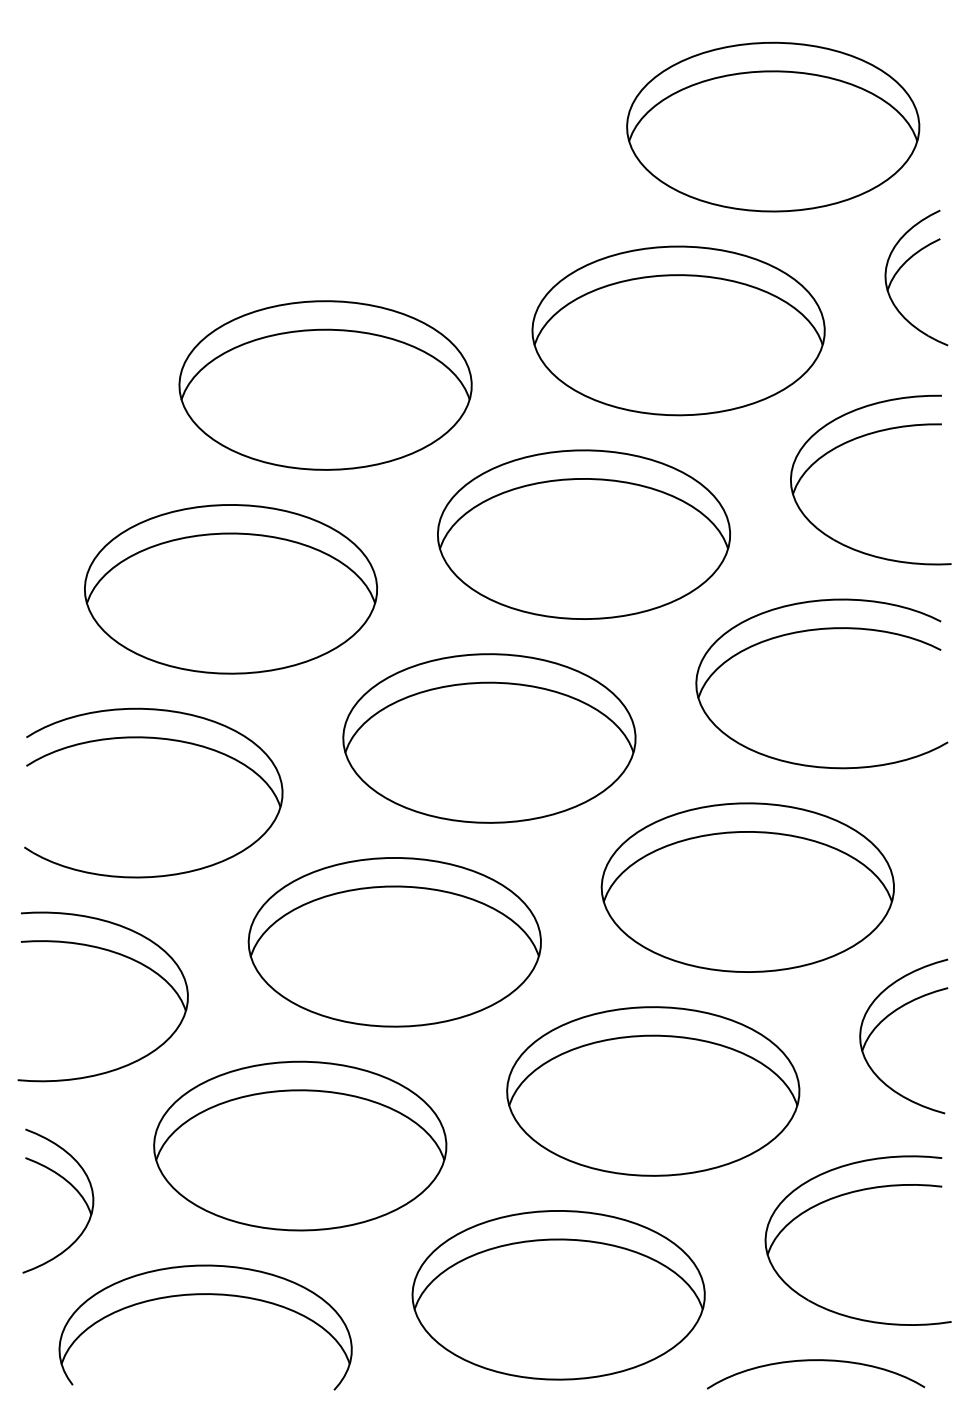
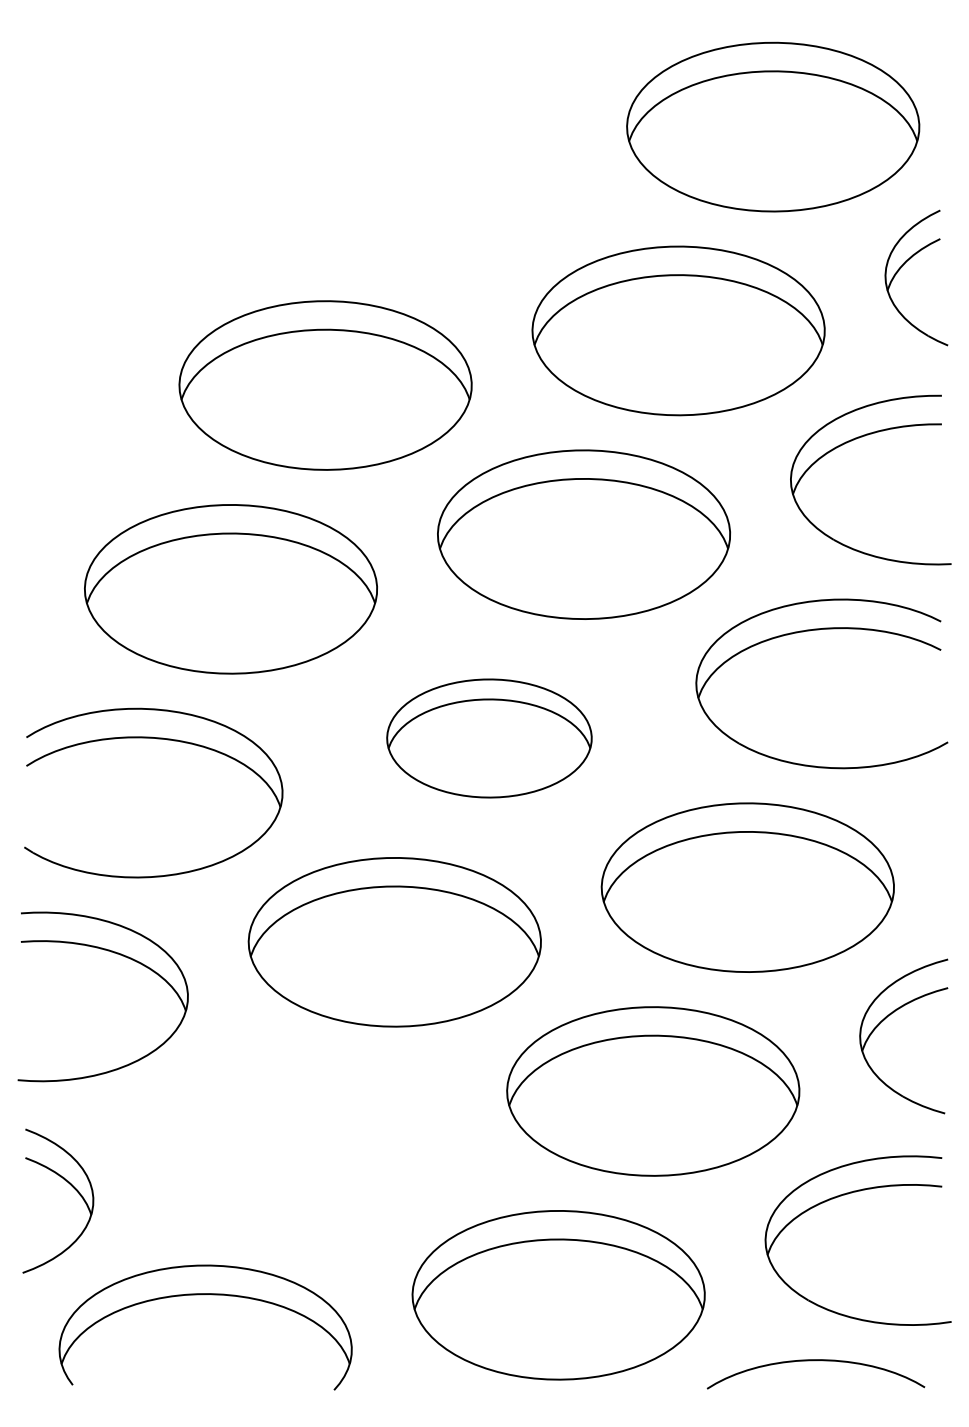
part size: 295x171 px -> 207x121 px (489, 738)
part: present -> none (300, 1145)
